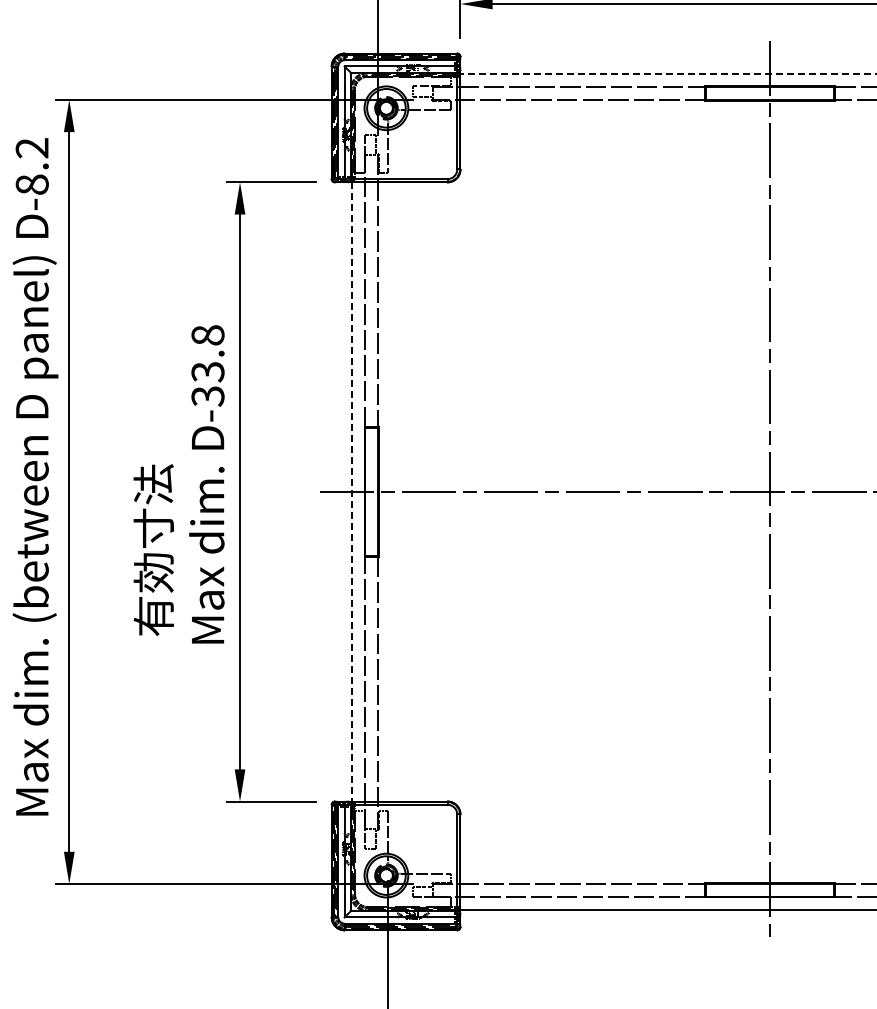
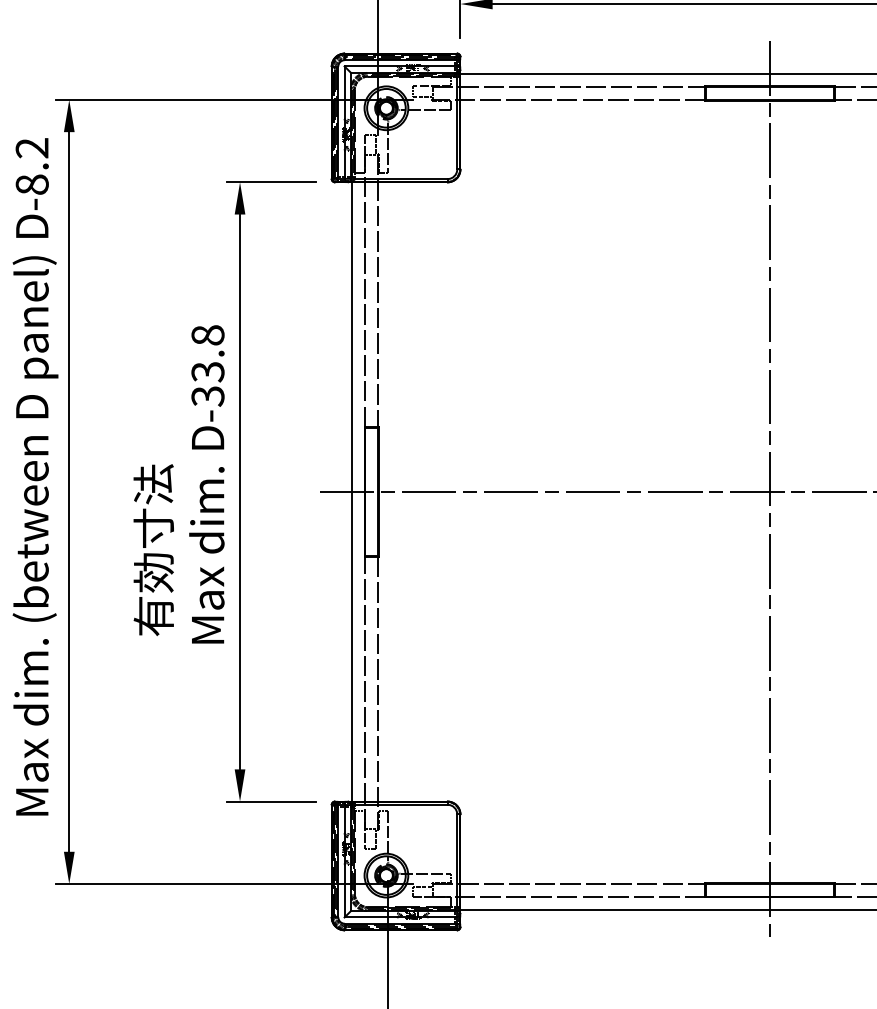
line: dashed -> solid (668, 73)
line: dashed -> solid (351, 491)
